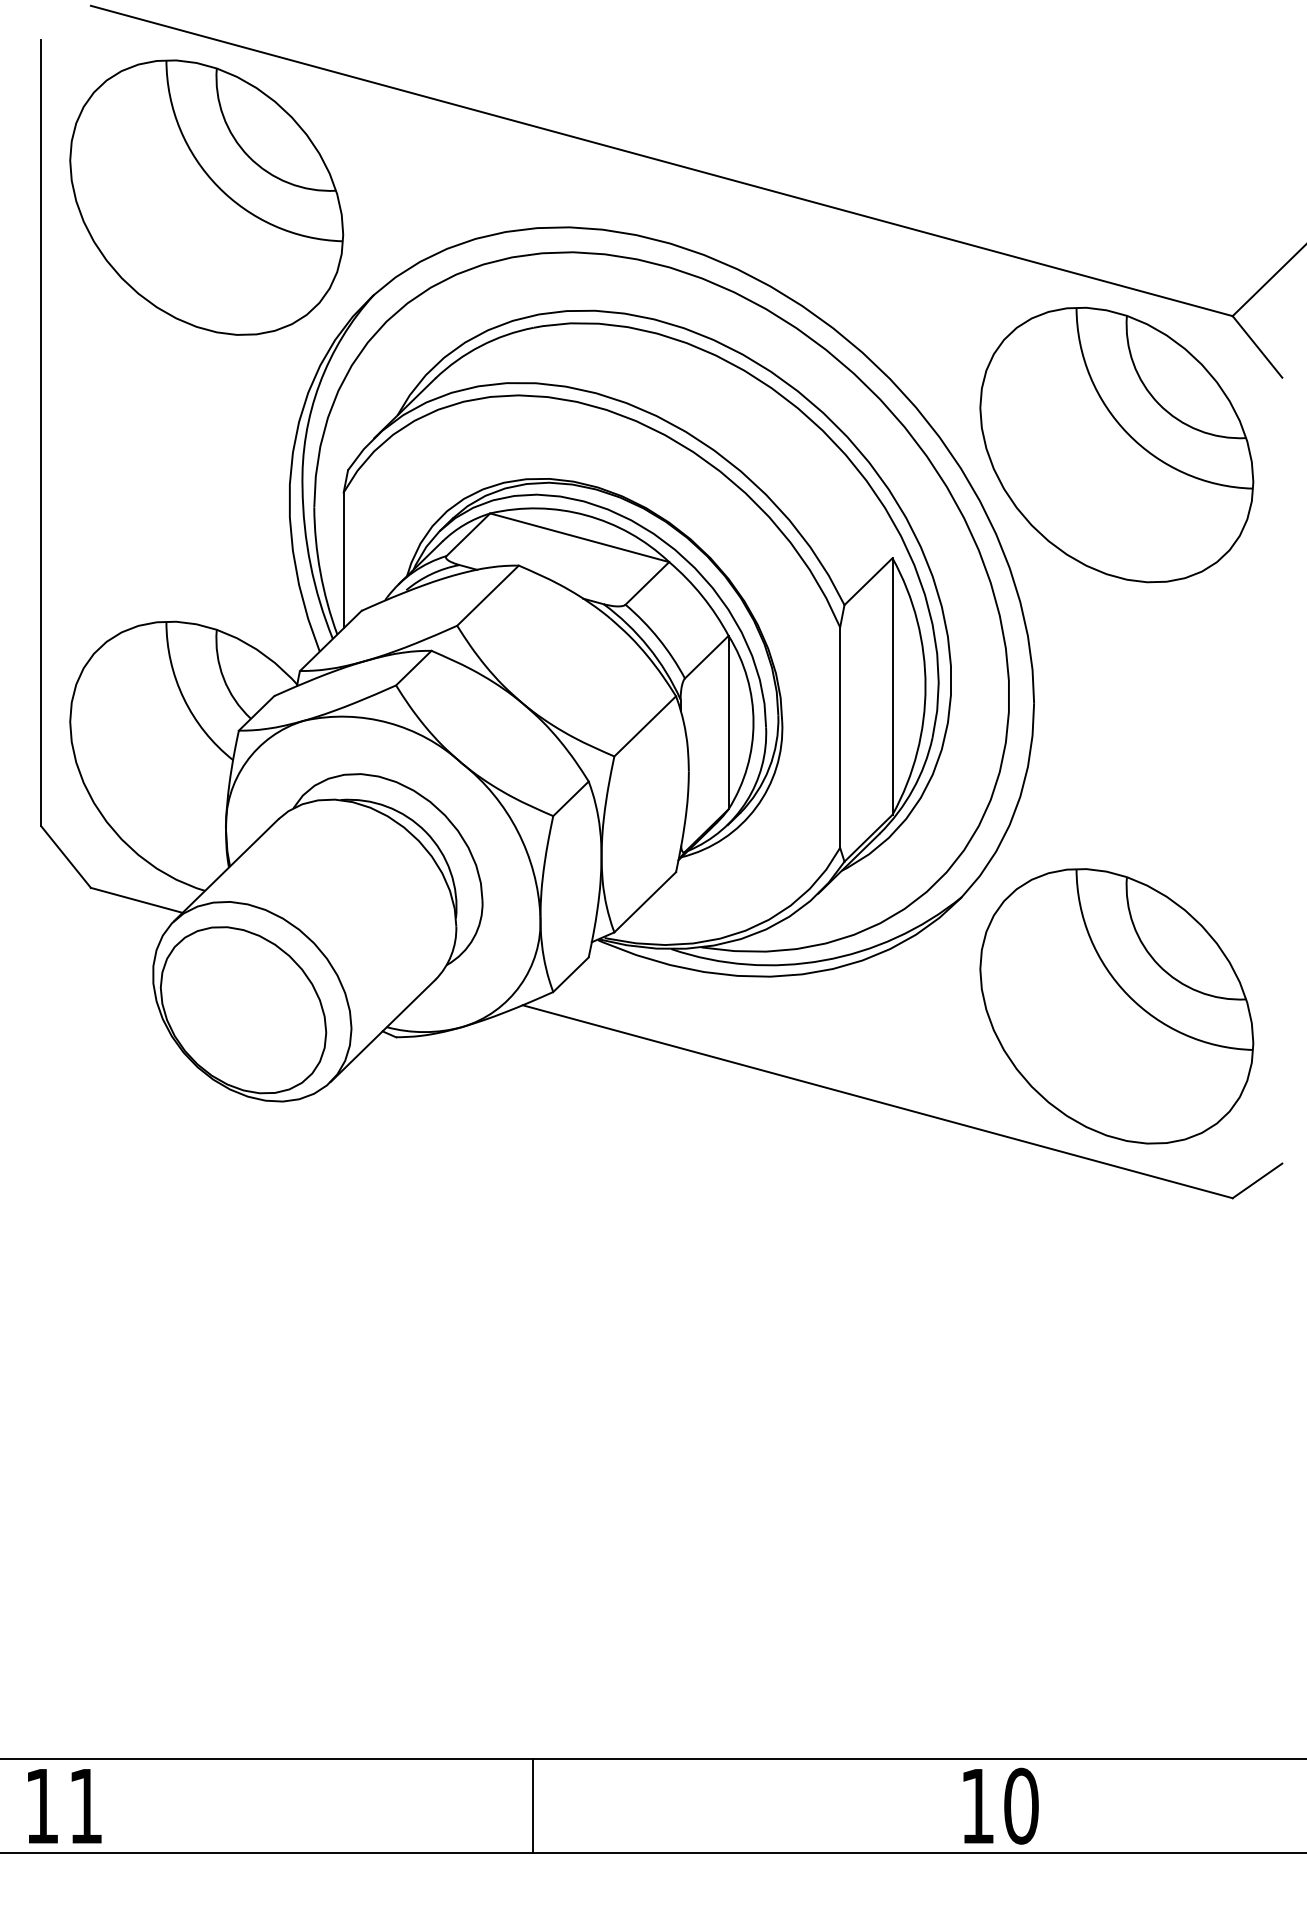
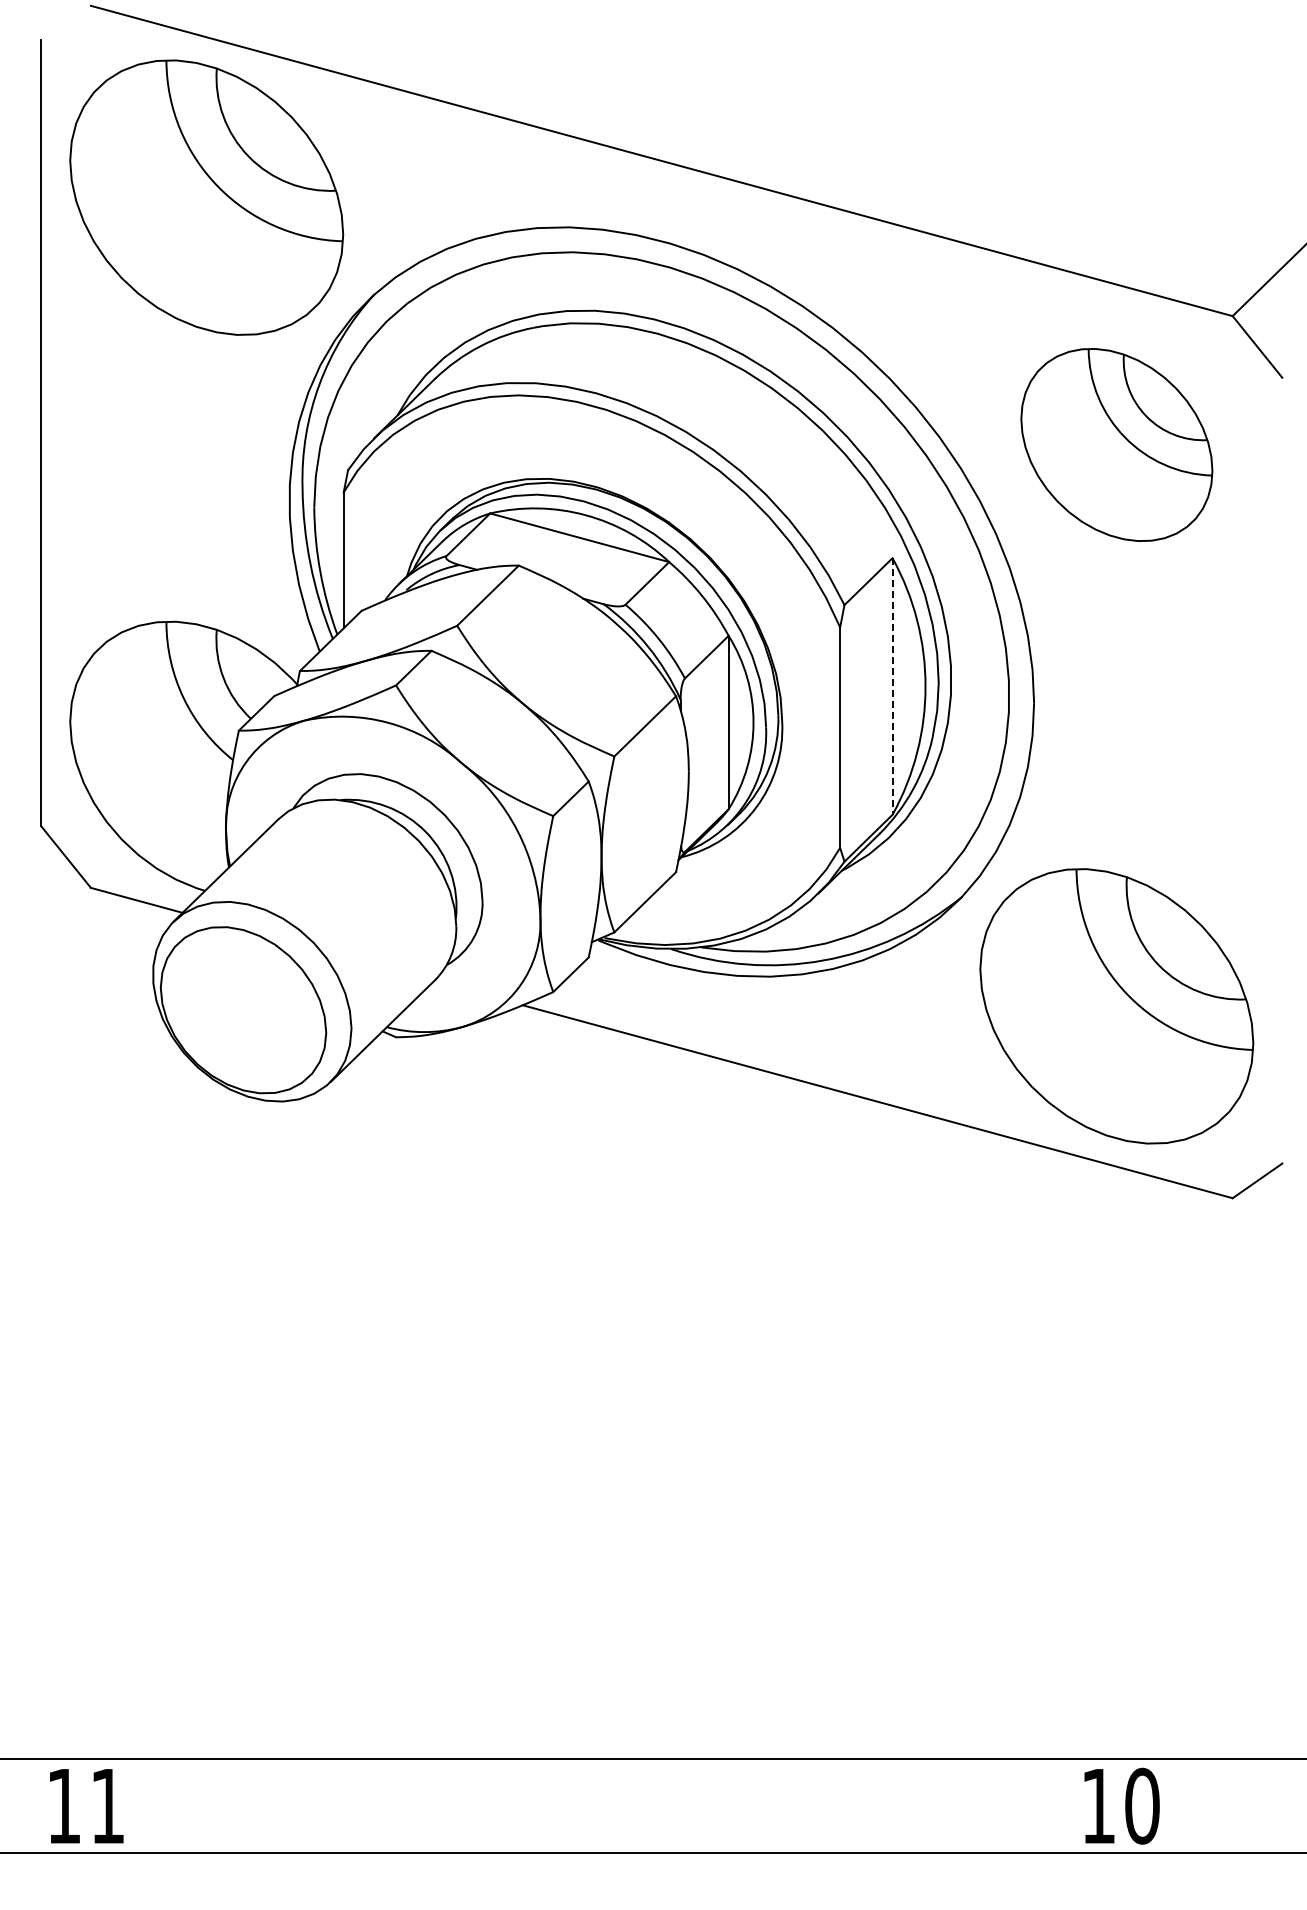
part size: 276x278 px -> 194x194 px (1116, 444)
line: solid -> dashed (892, 687)
line: present -> none (533, 1805)
text position: (1000, 1805) -> (1121, 1805) (1121, 1805)
text position: (64, 1806) -> (86, 1806) (86, 1806)
